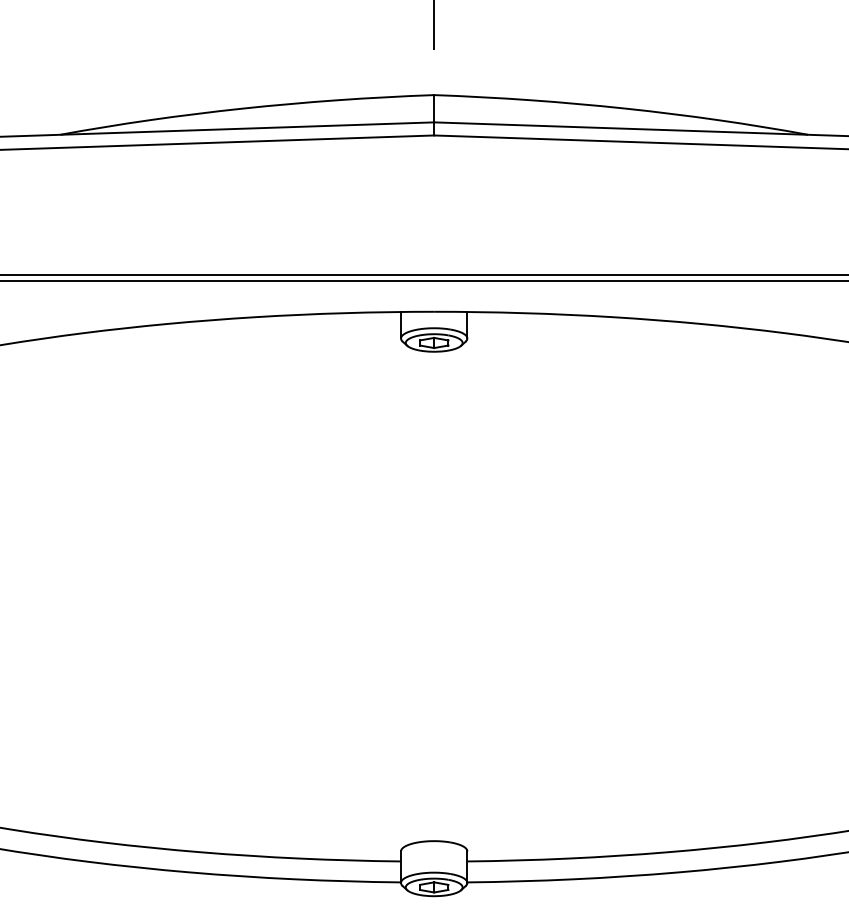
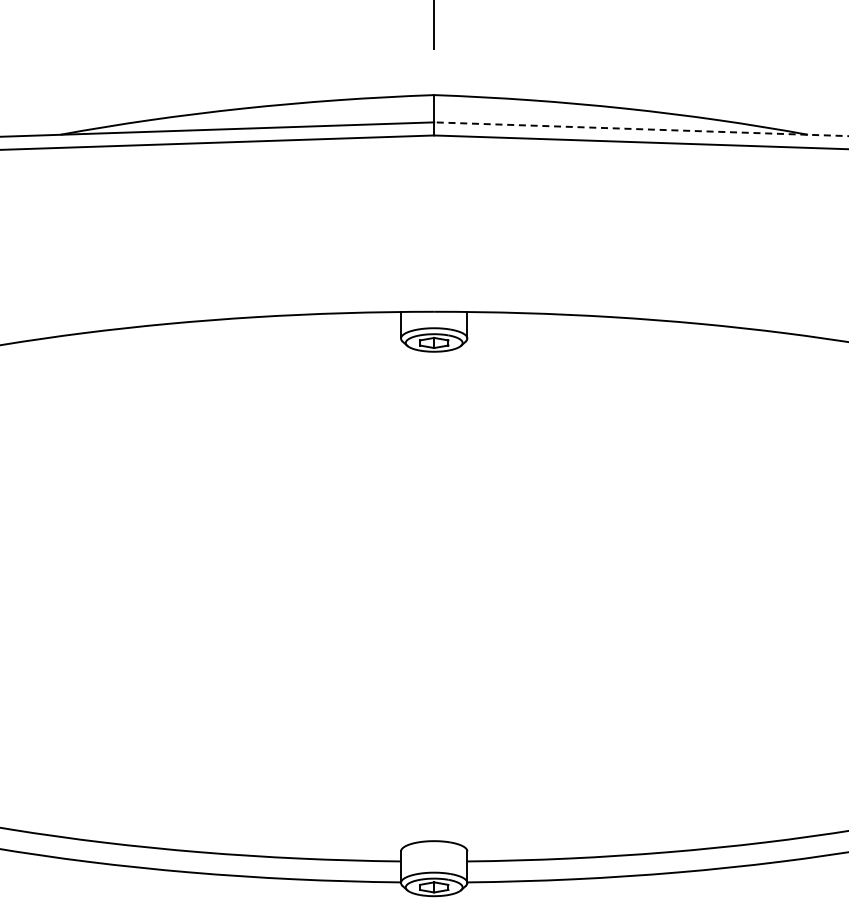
line: solid -> dashed (640, 129)
line: present -> none (423, 275)
line: present -> none (423, 281)
